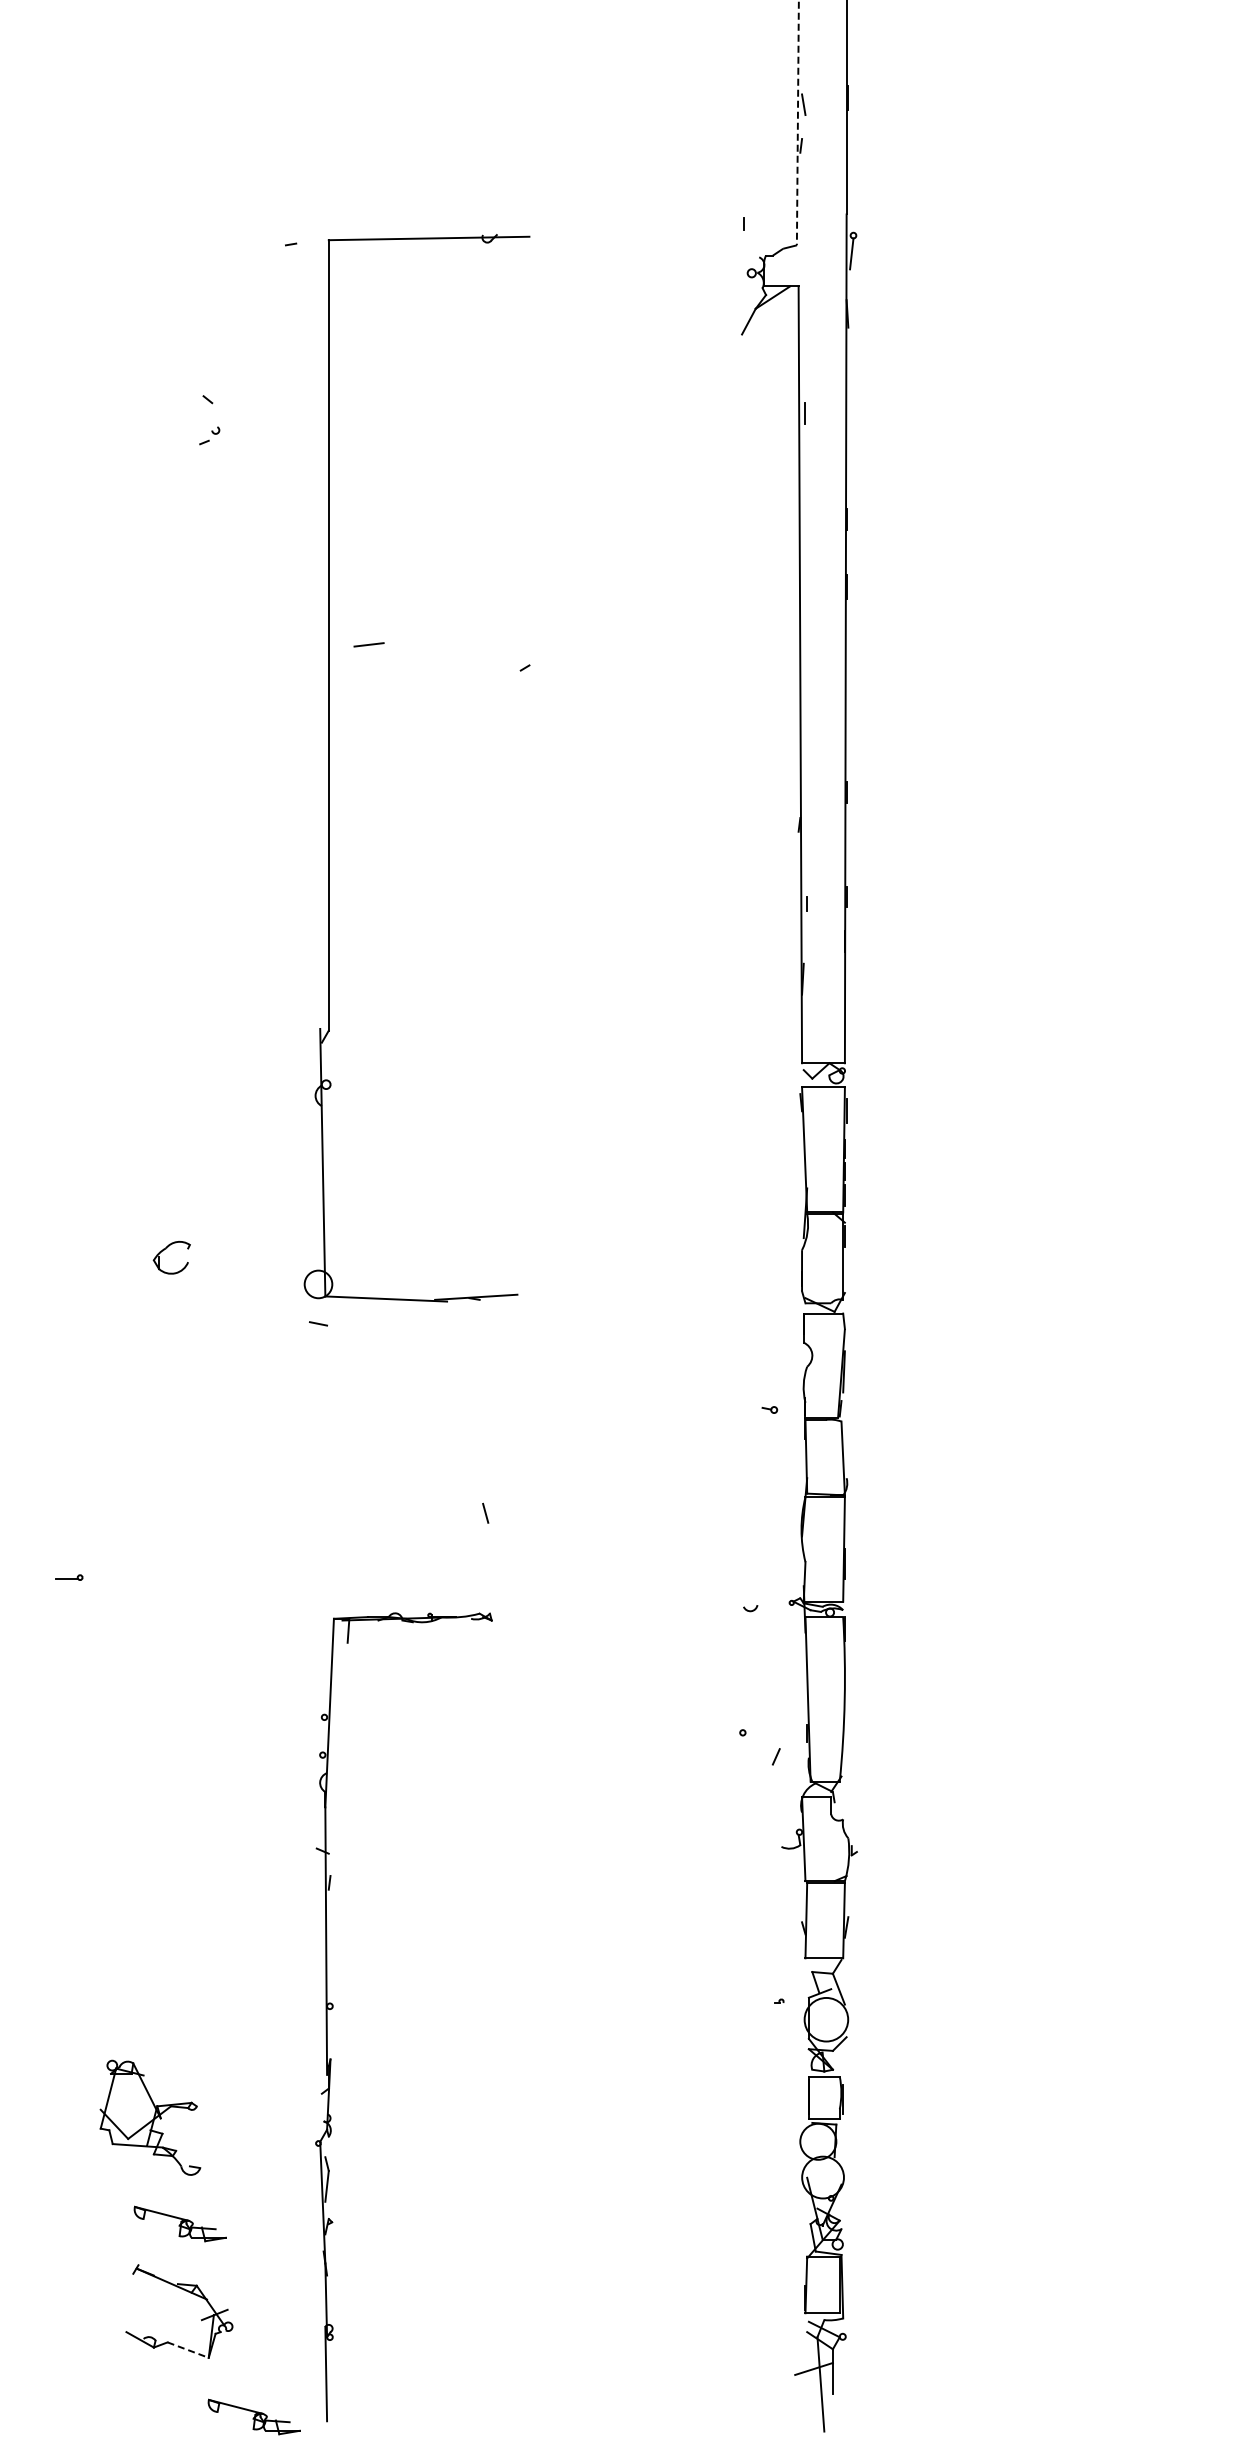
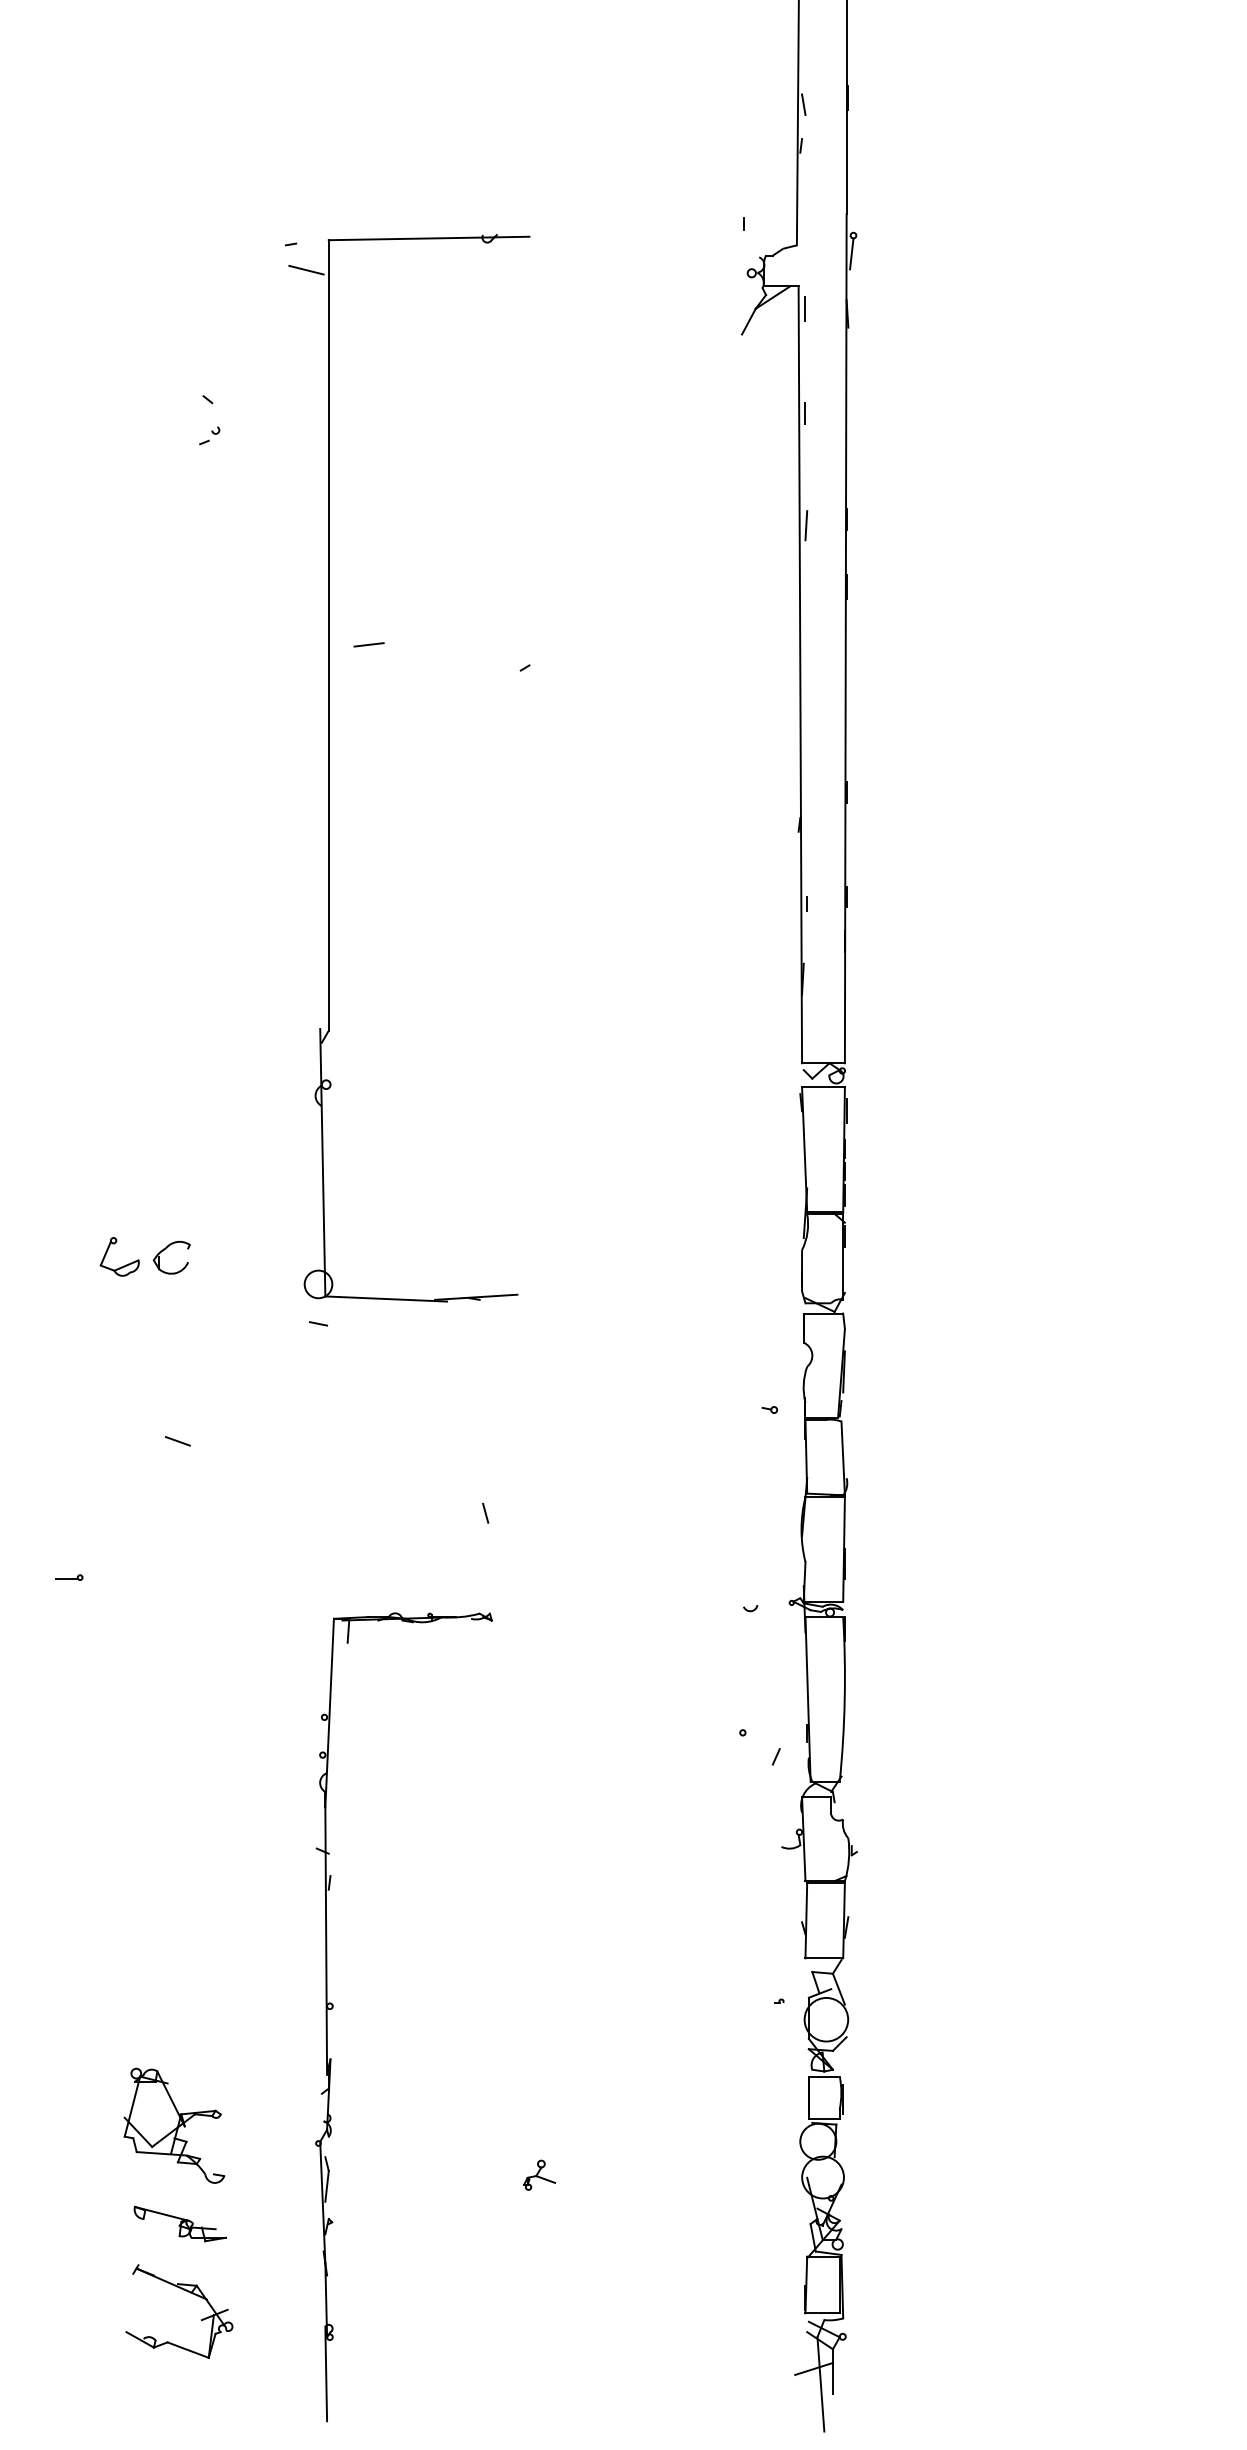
line: dashed -> solid (797, 123)
line: none -> present (306, 269)
line: none -> present (805, 308)
line: none -> present (806, 525)
part: none -> present (123, 1265)
line: none -> present (177, 1441)
part position: (150, 2117) -> (174, 2125) (174, 2125)
part: none -> present (539, 2174)
line: dashed -> solid (188, 2350)
part: present -> none (253, 2416)
